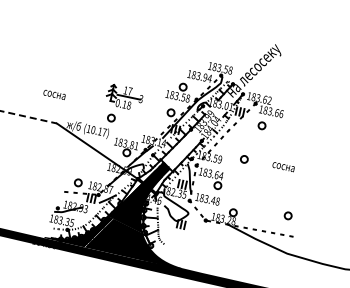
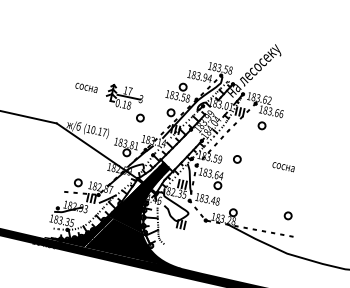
text position: (54, 94) -> (86, 87) (86, 87)
line: dashed -> solid (28, 117)
part position: (111, 117) -> (140, 117) (140, 117)
part position: (244, 159) -> (237, 159) (237, 159)
